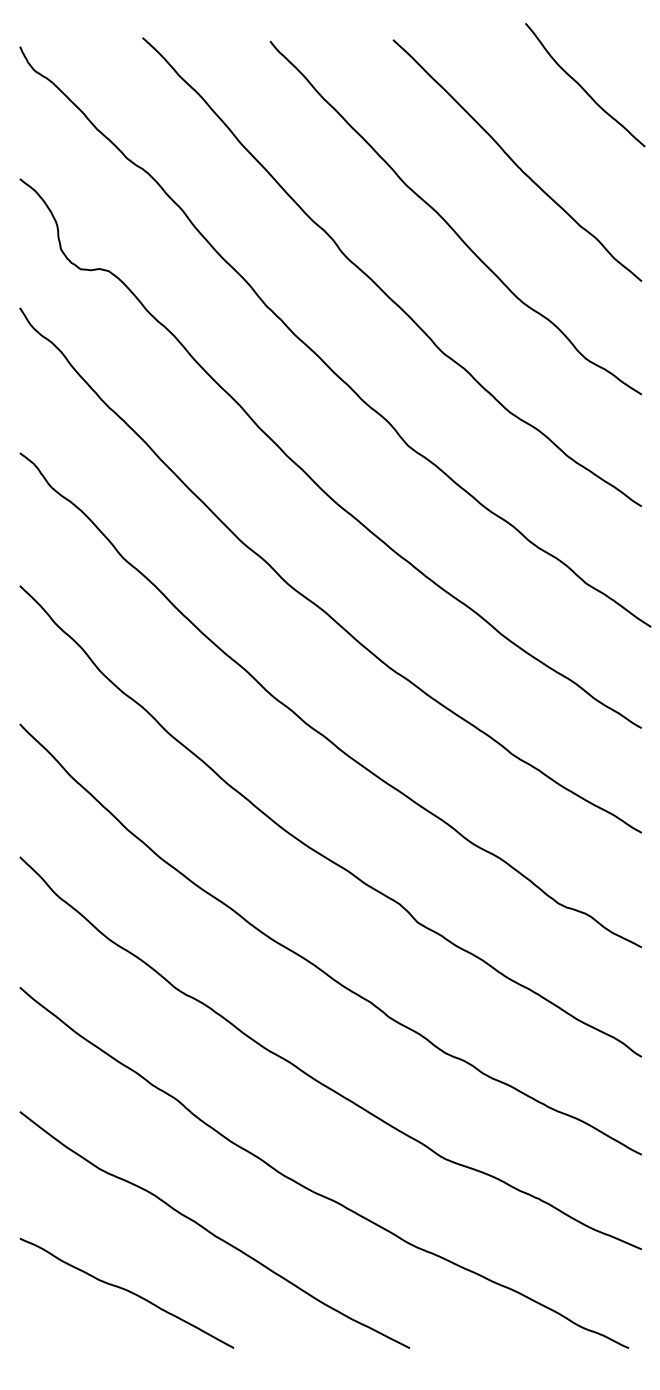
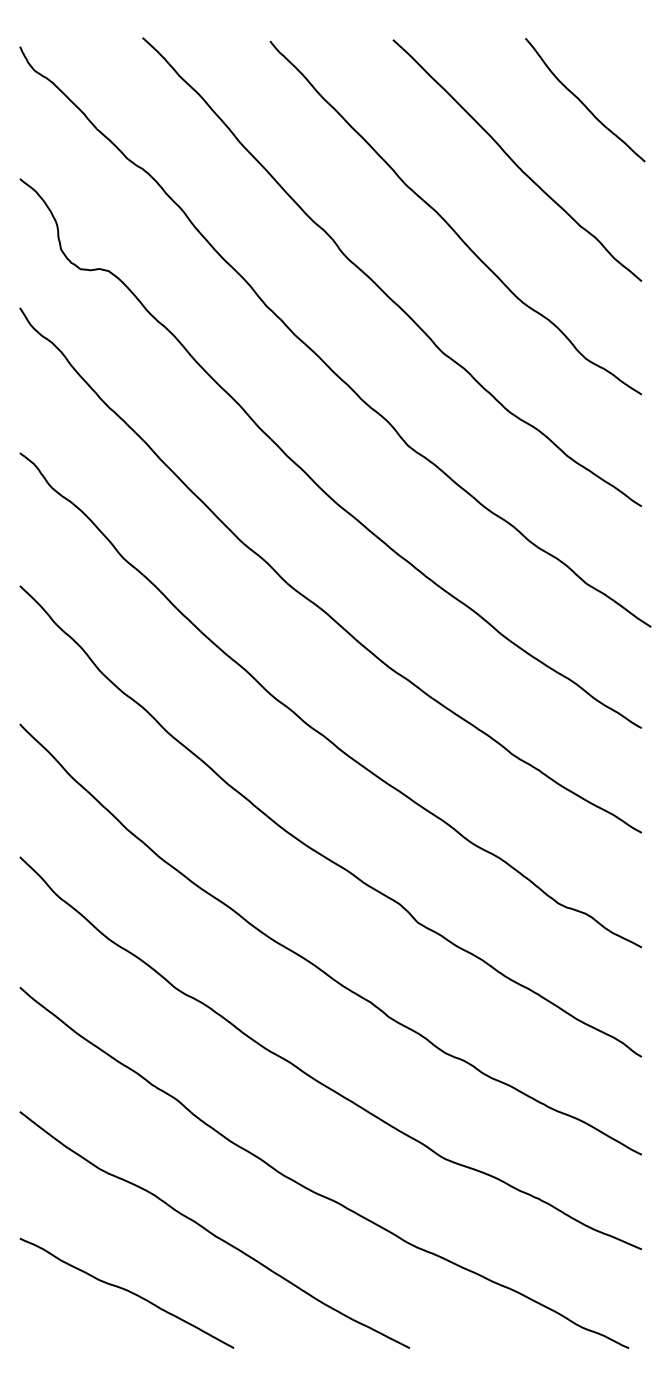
curve position: (583, 87) -> (583, 102) (583, 102)
